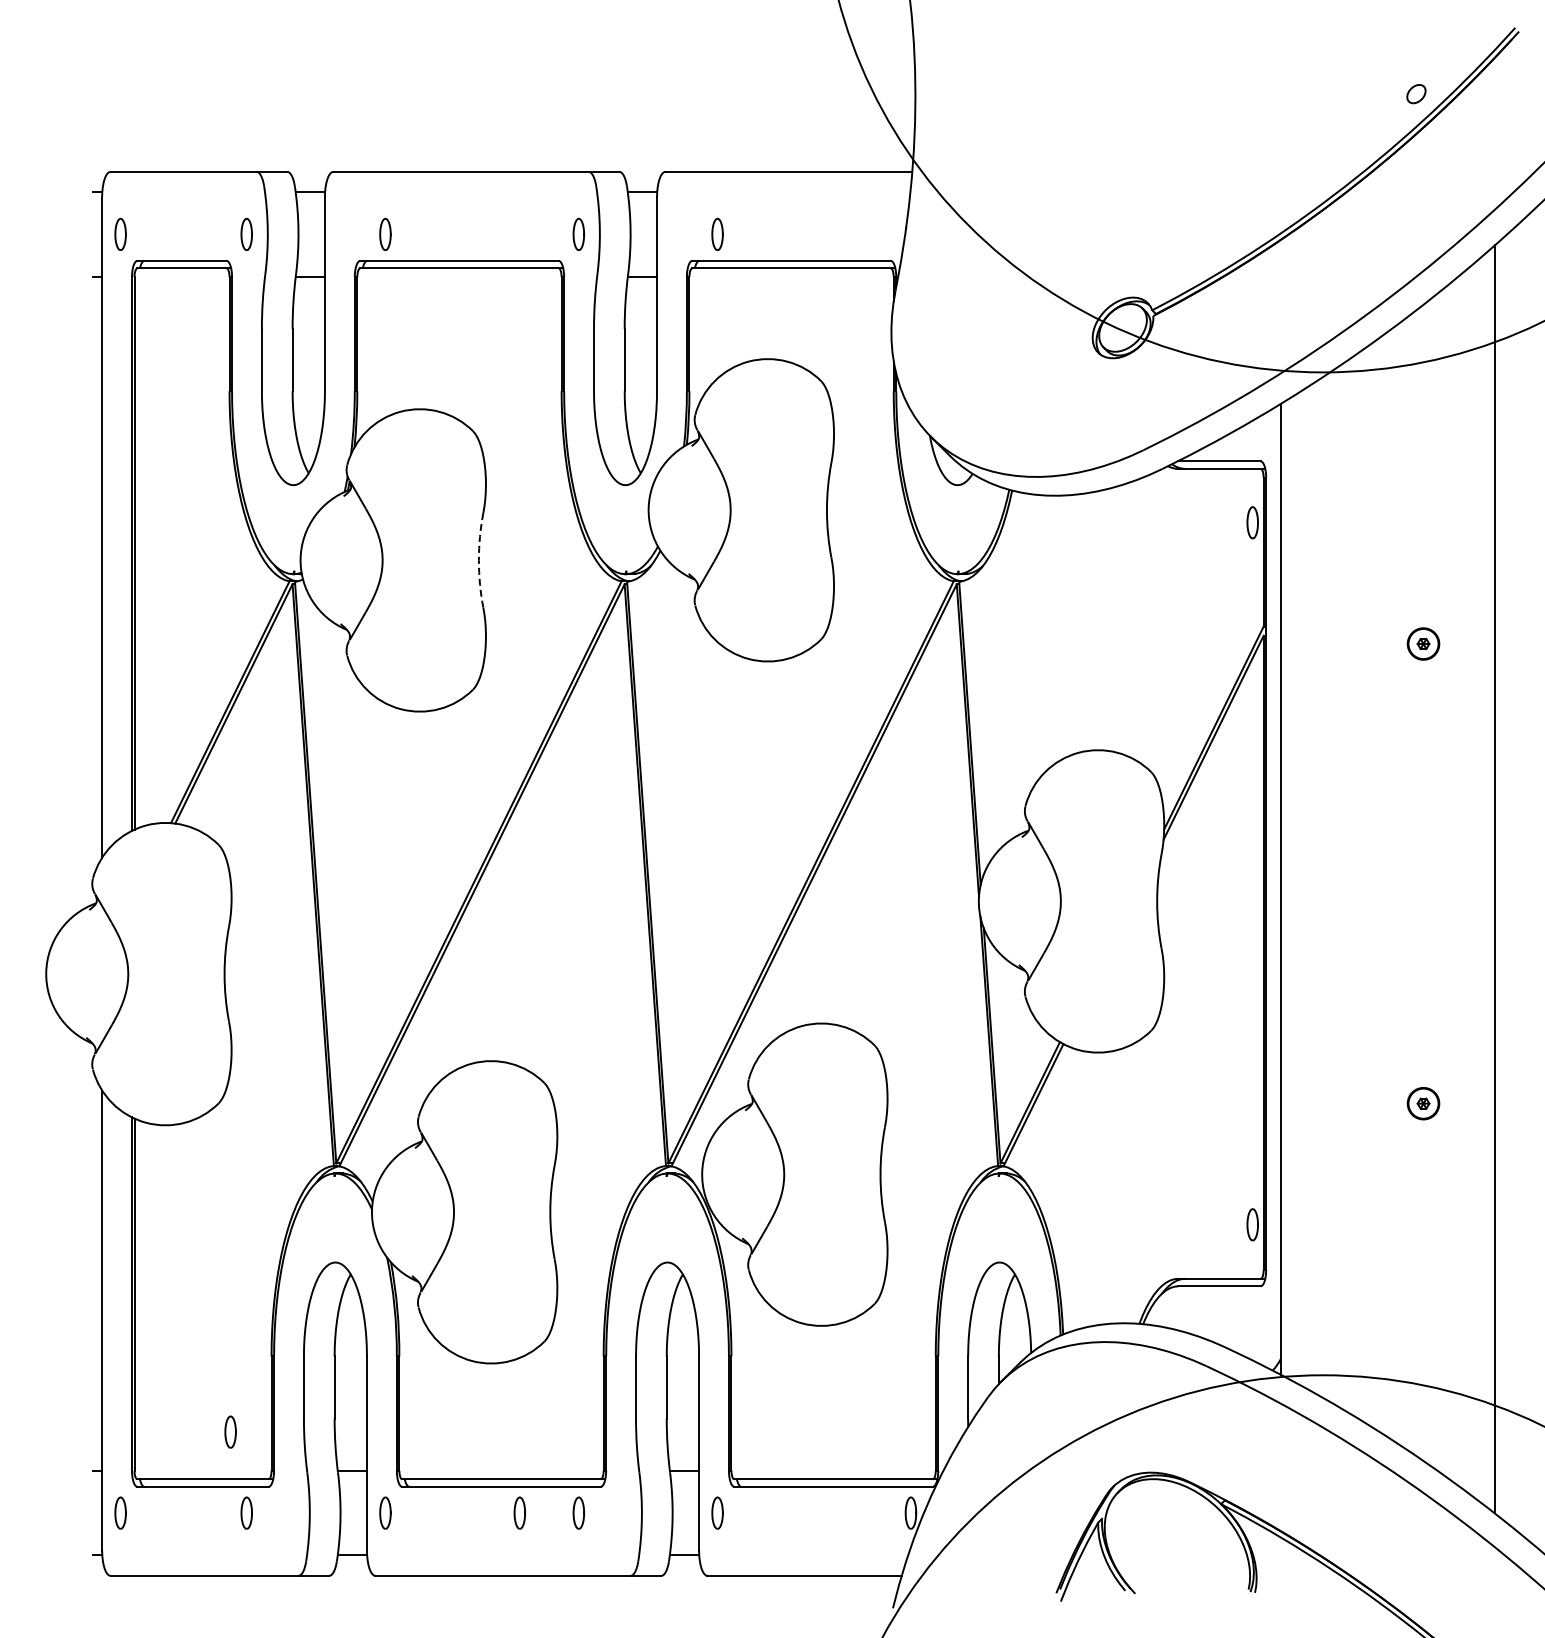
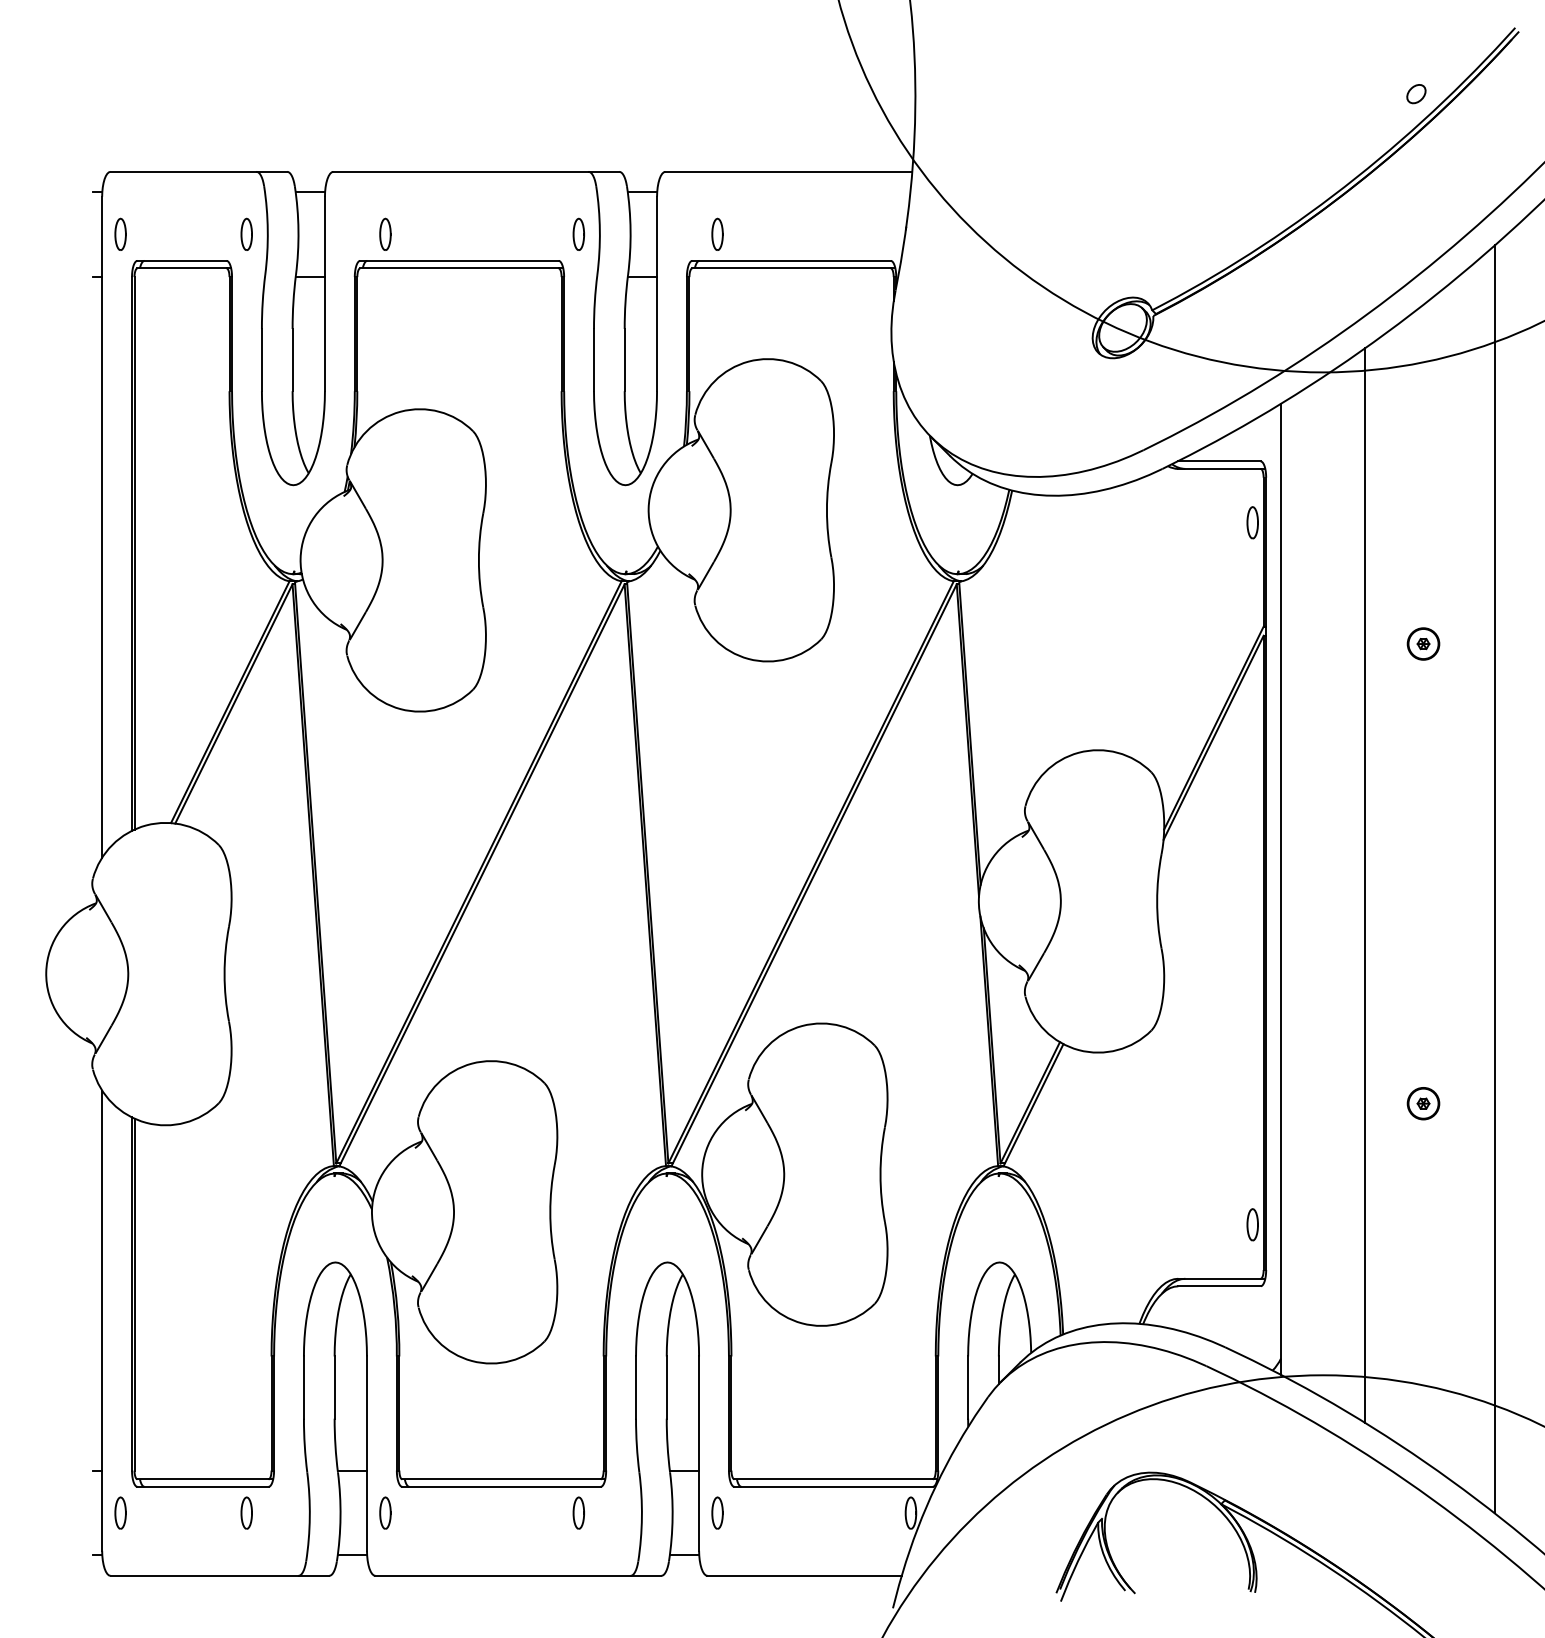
arc: dashed -> solid (478, 560)
line: none -> present (1365, 885)
part: present -> none (230, 1431)
part: present -> none (519, 1512)
